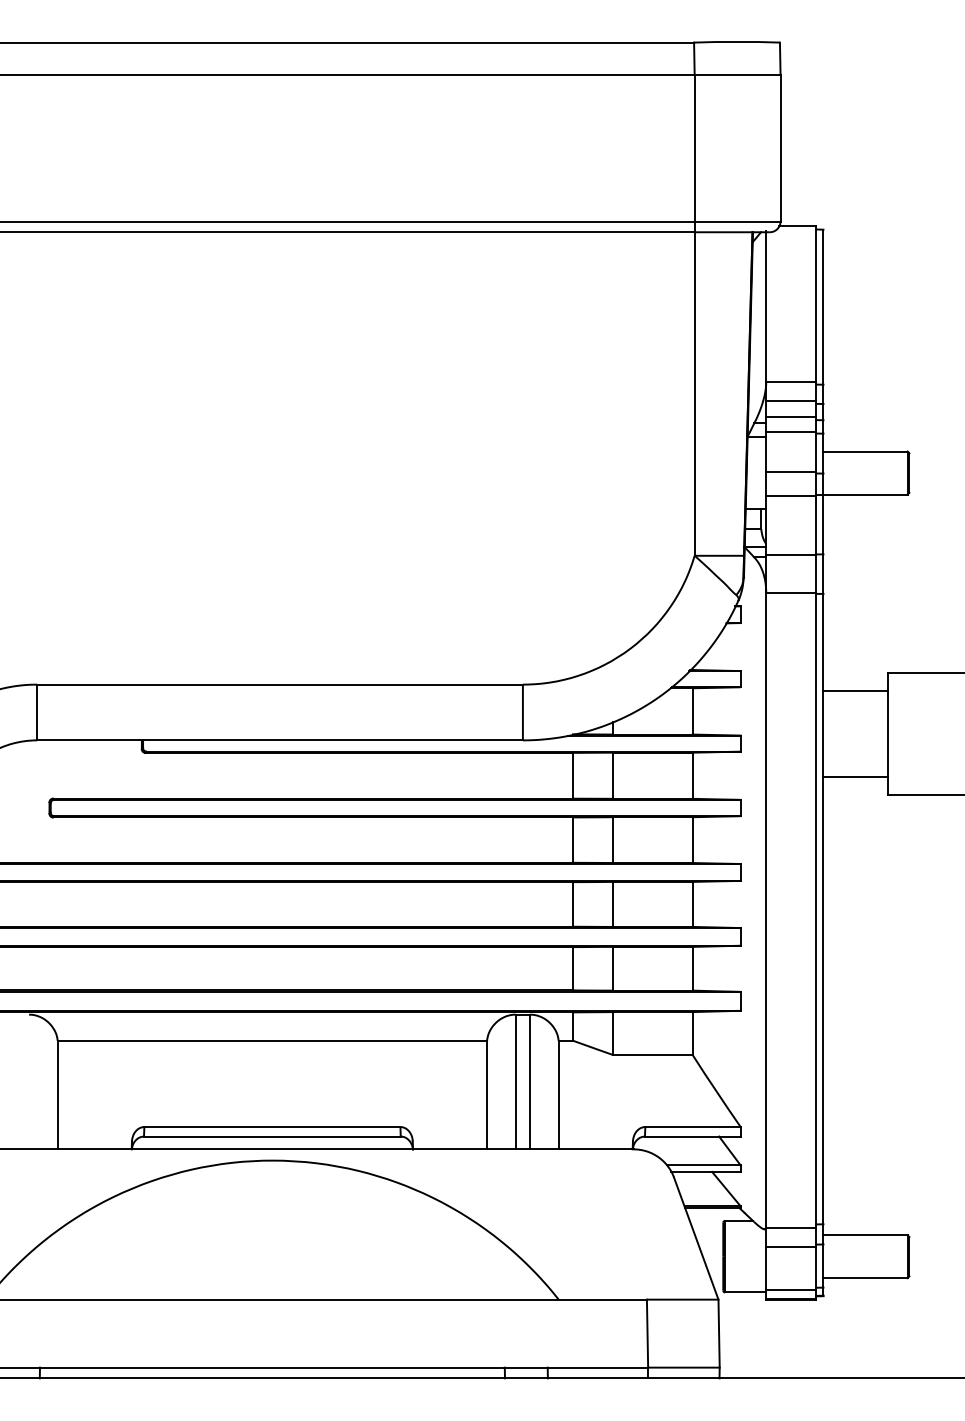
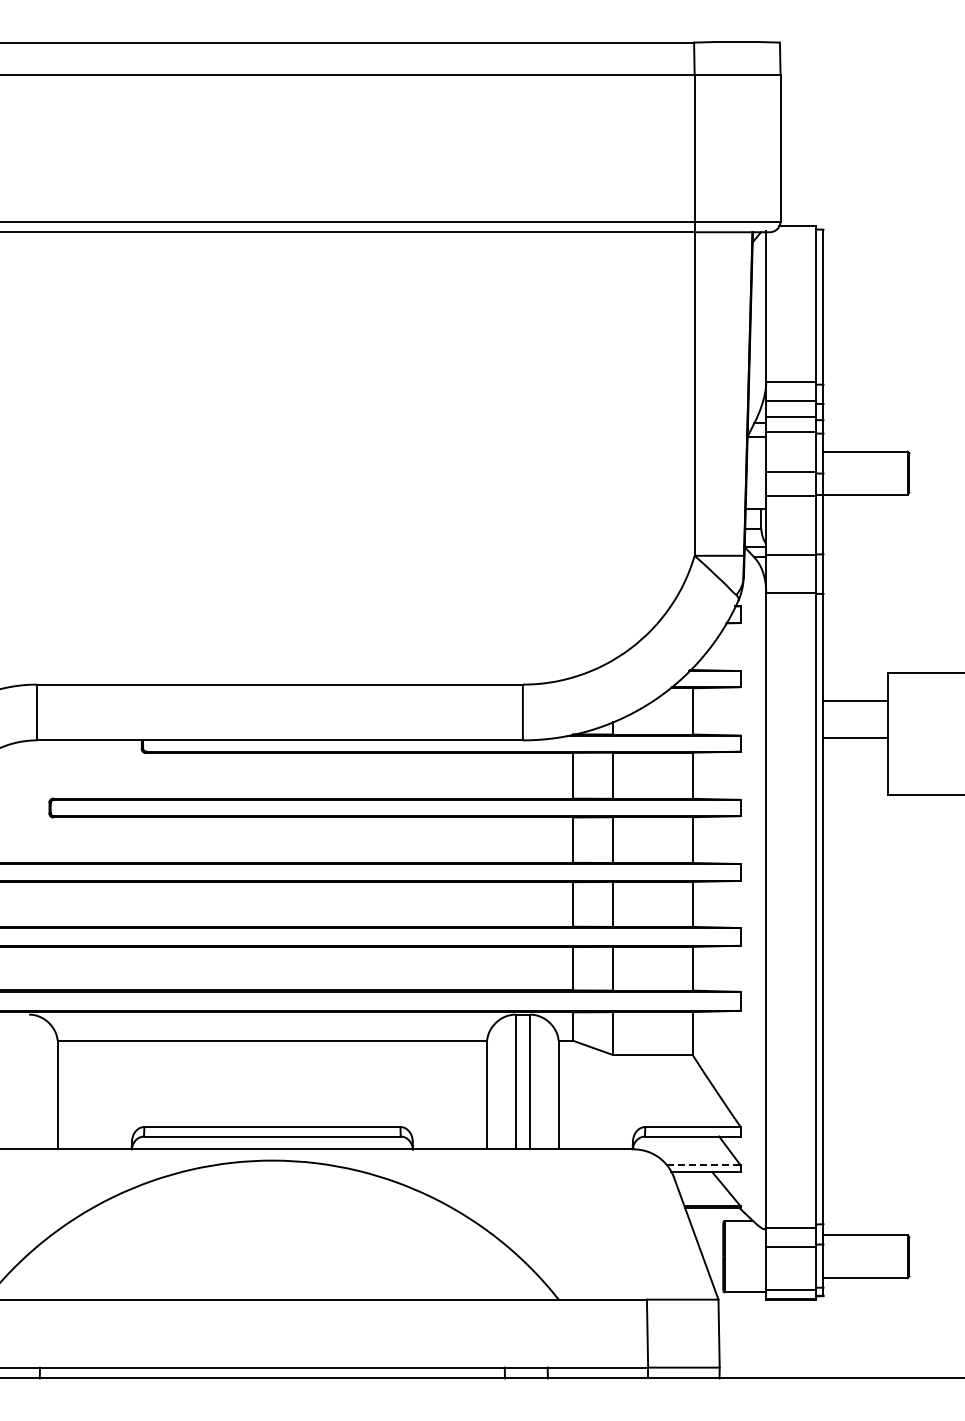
line position: (855, 691) -> (855, 701) (855, 701)
line position: (855, 777) -> (855, 738) (855, 738)
line: solid -> dashed (703, 1165)
